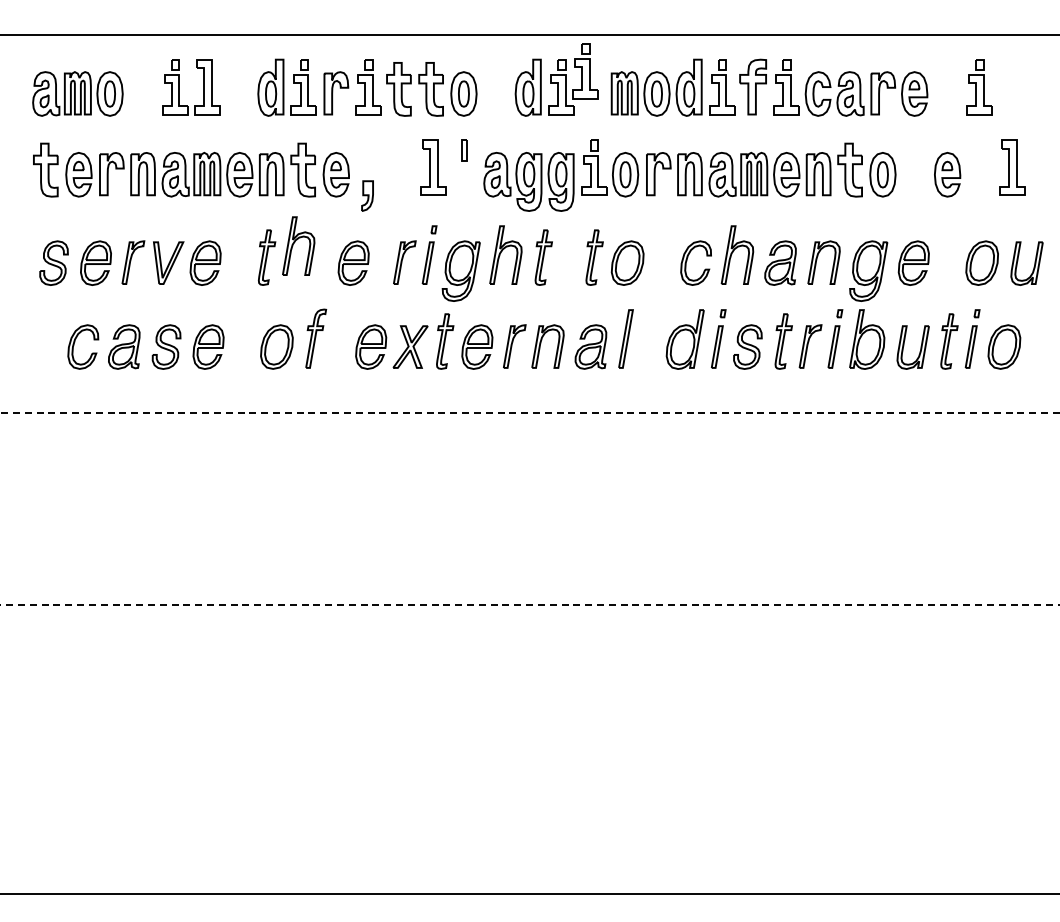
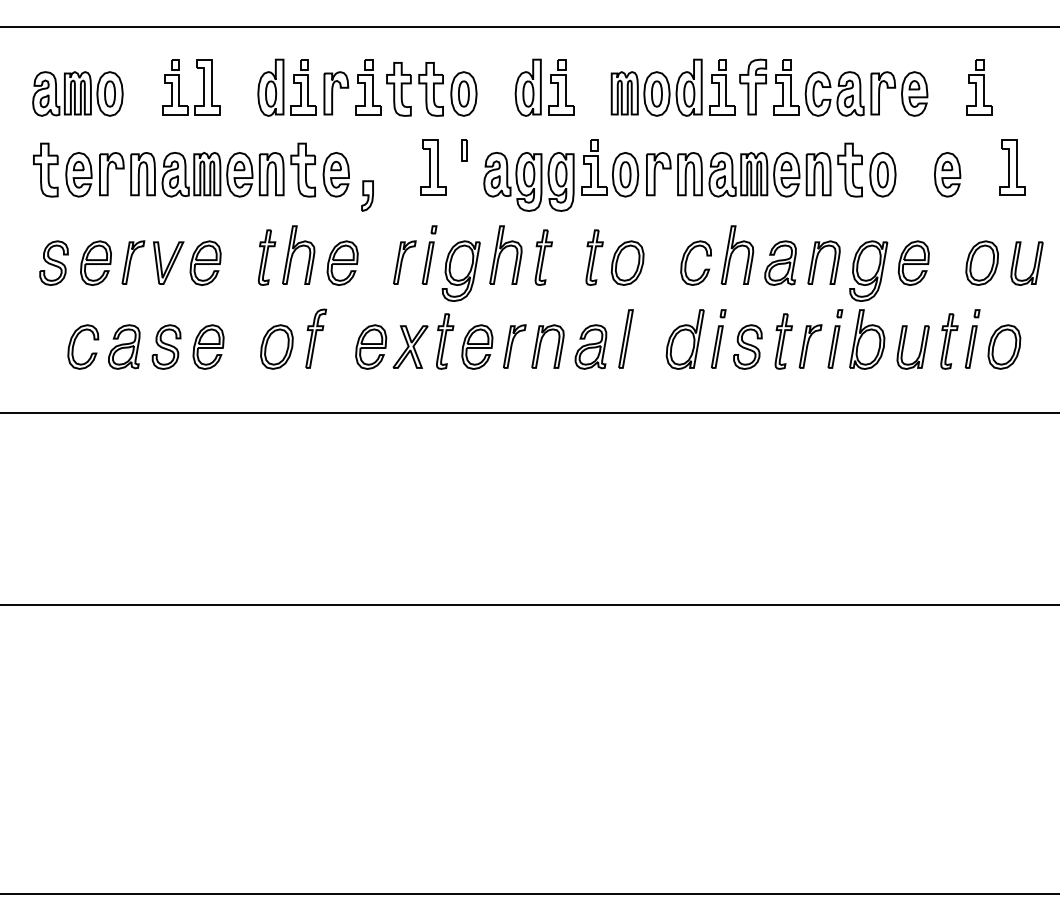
line position: (529, 35) -> (529, 27) (529, 27)
part: present -> none (585, 71)
part position: (298, 245) -> (298, 254) (298, 254)
part position: (353, 262) -> (342, 262) (342, 262)
line: dashed -> solid (530, 412)
line: dashed -> solid (528, 605)
